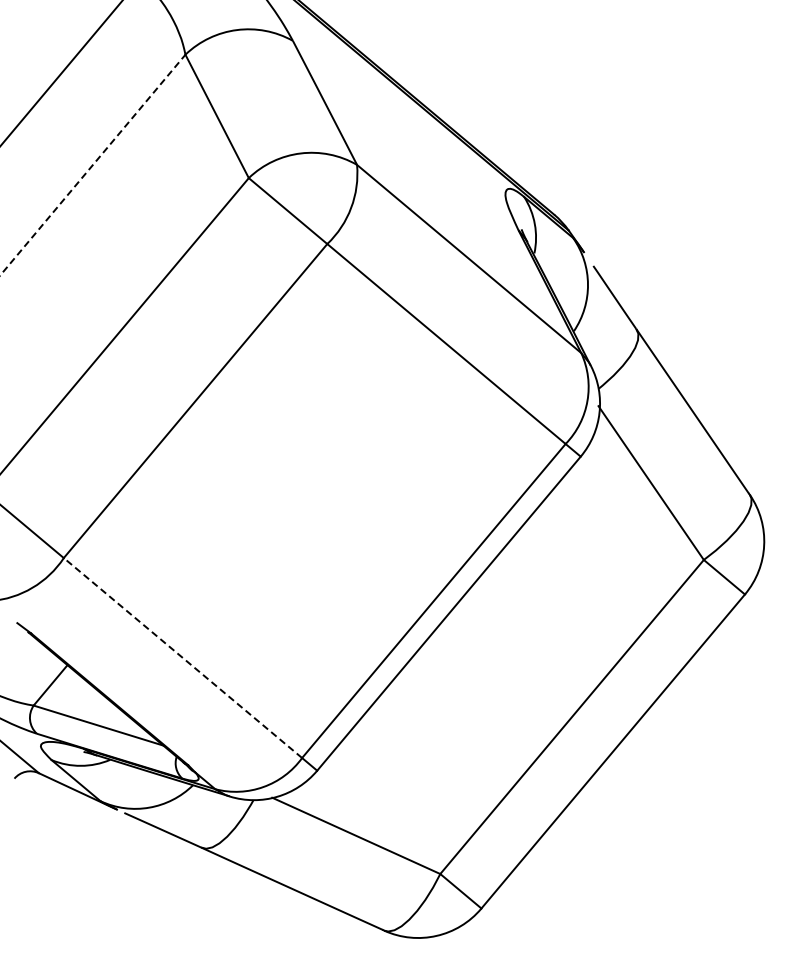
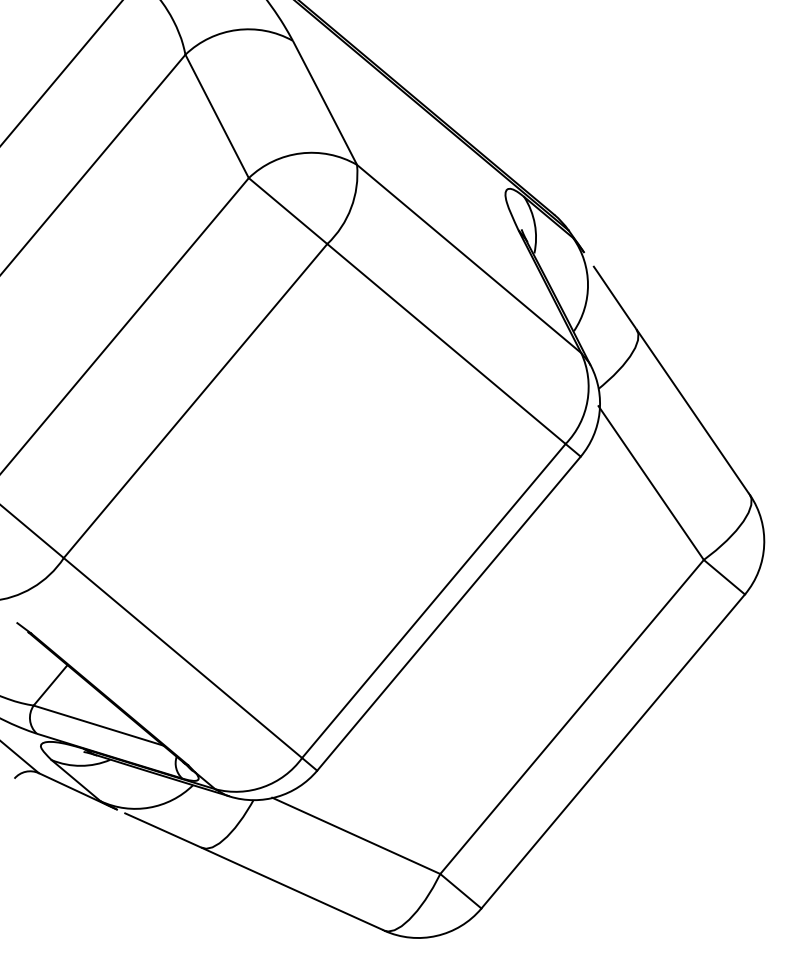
line: dashed -> solid (92, 164)
line: dashed -> solid (182, 658)
